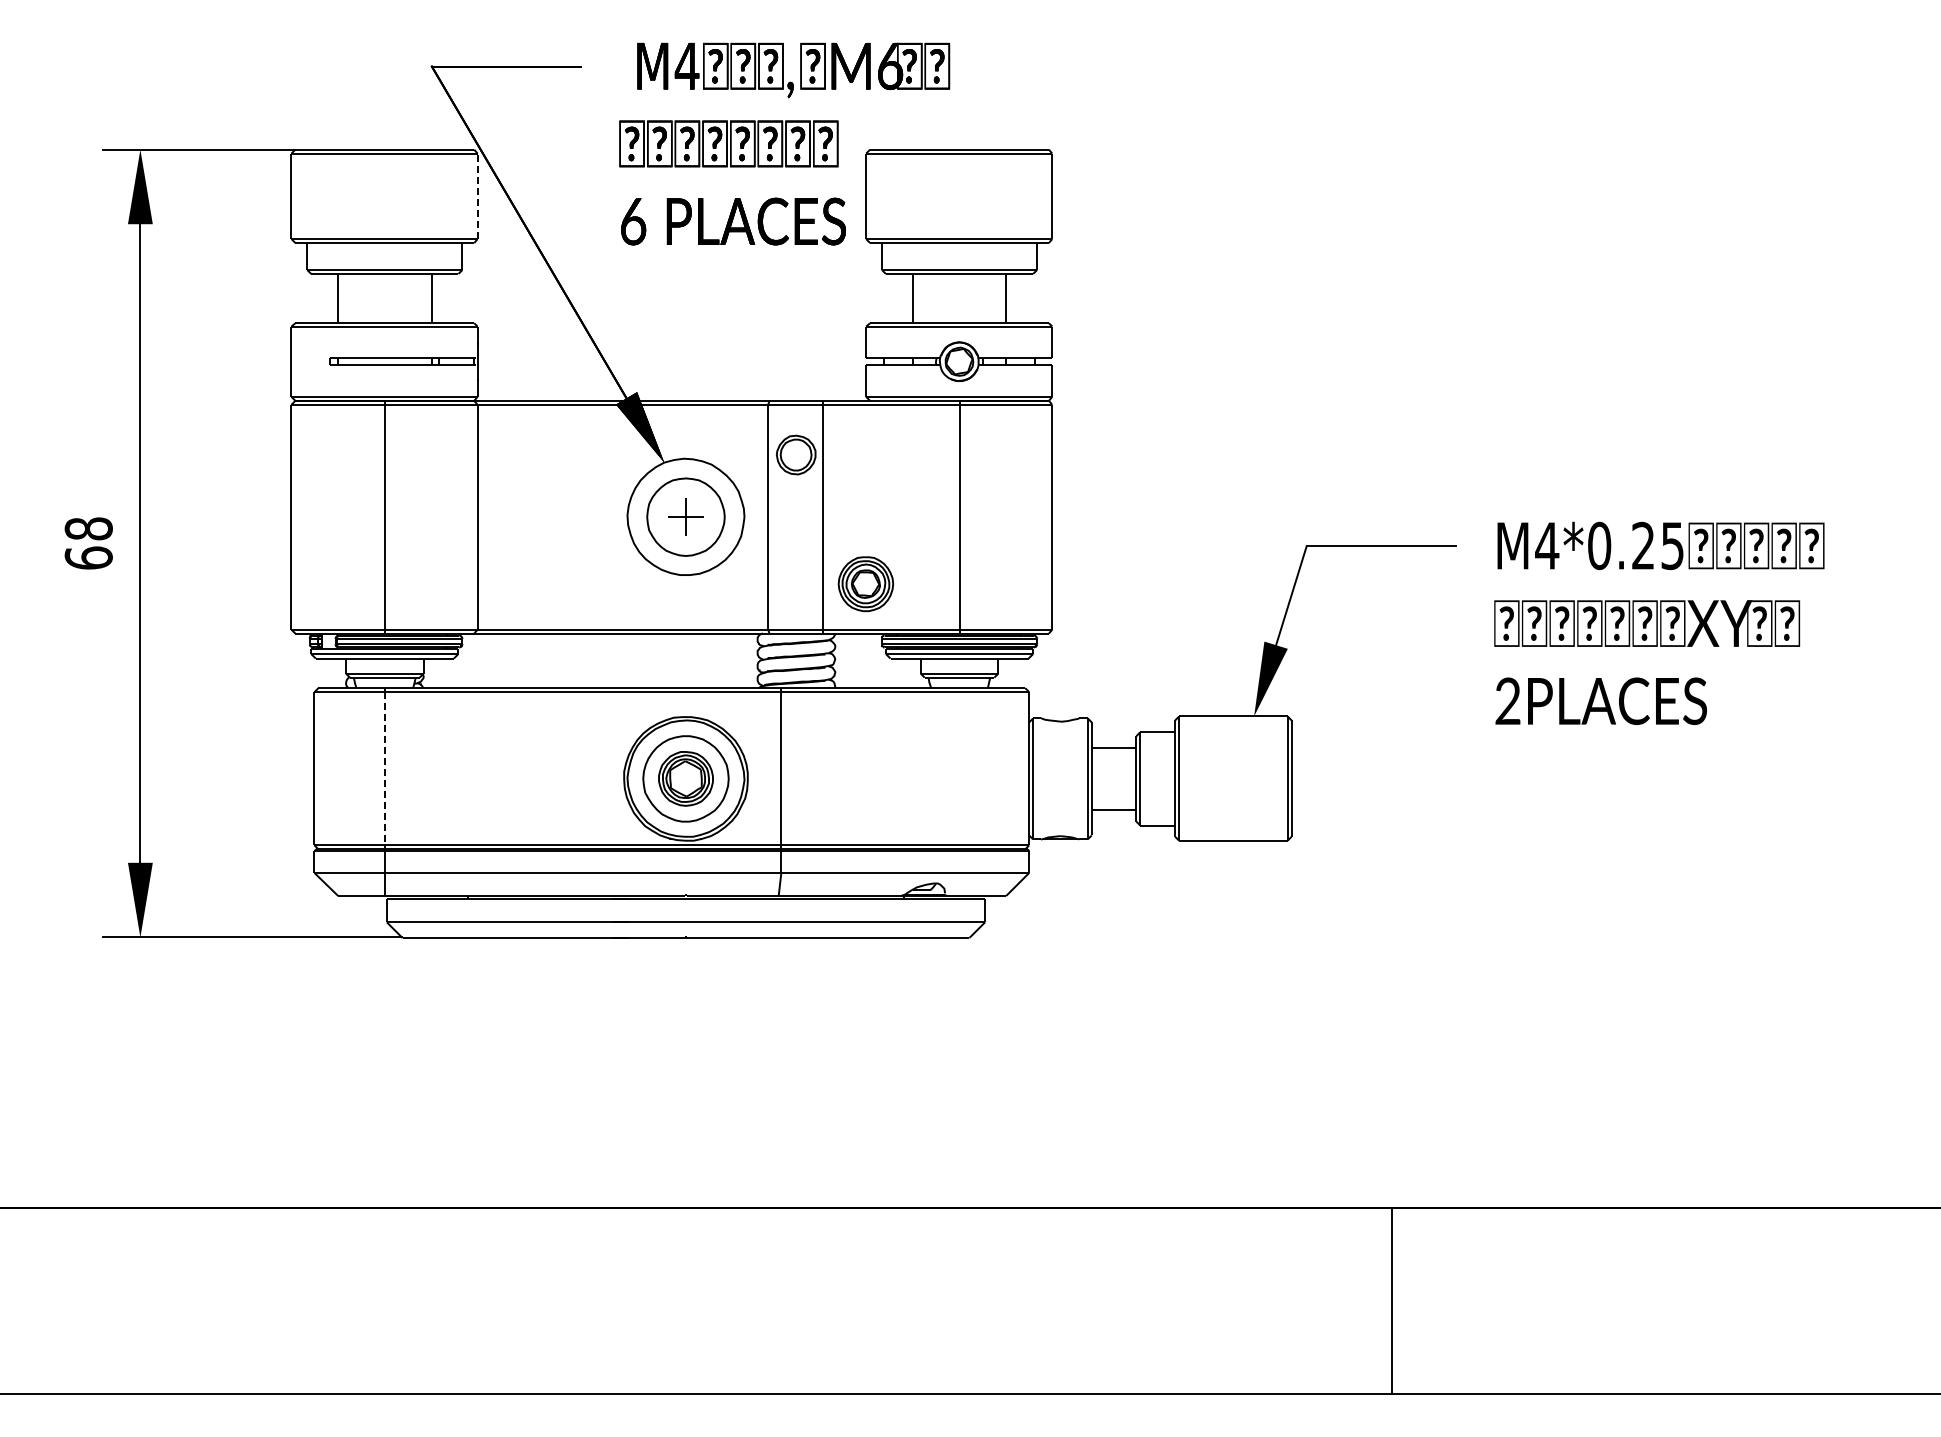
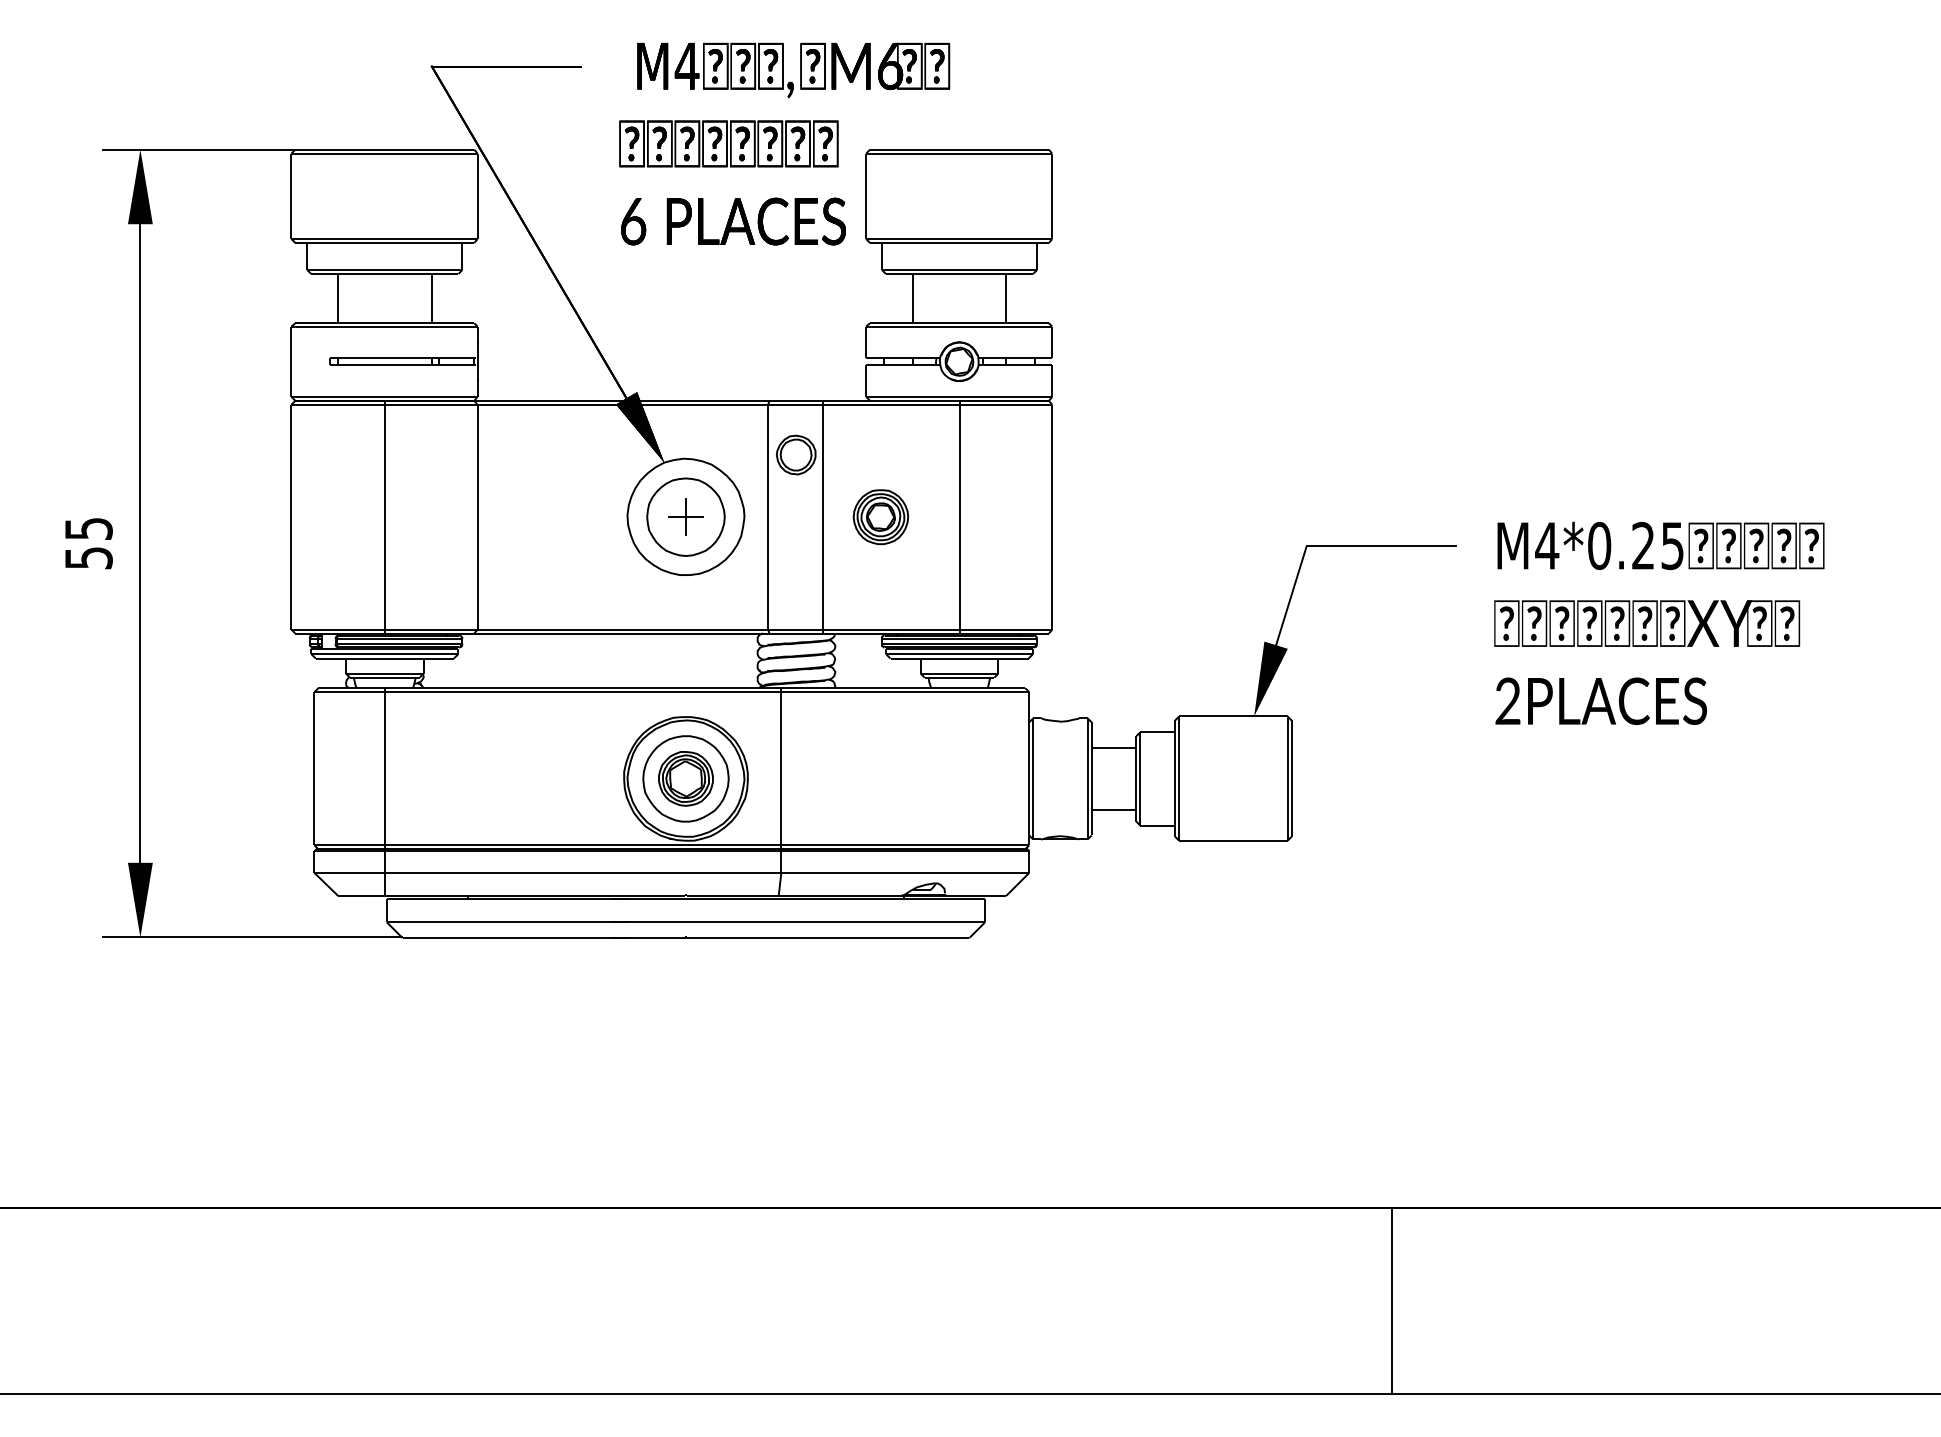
line: dashed -> solid (477, 196)
text: 68 -> 55 (88, 543)
part position: (865, 584) -> (880, 517) (880, 517)
line: dashed -> solid (384, 768)
